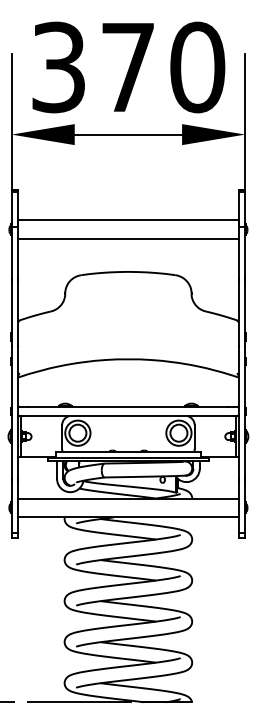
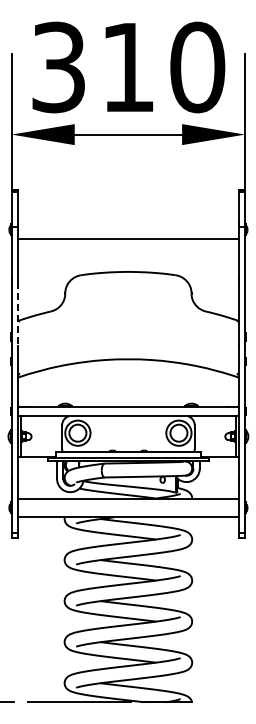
text: 370 -> 310 (127, 67)
line: present -> none (127, 220)
line: solid -> dashed (17, 314)
